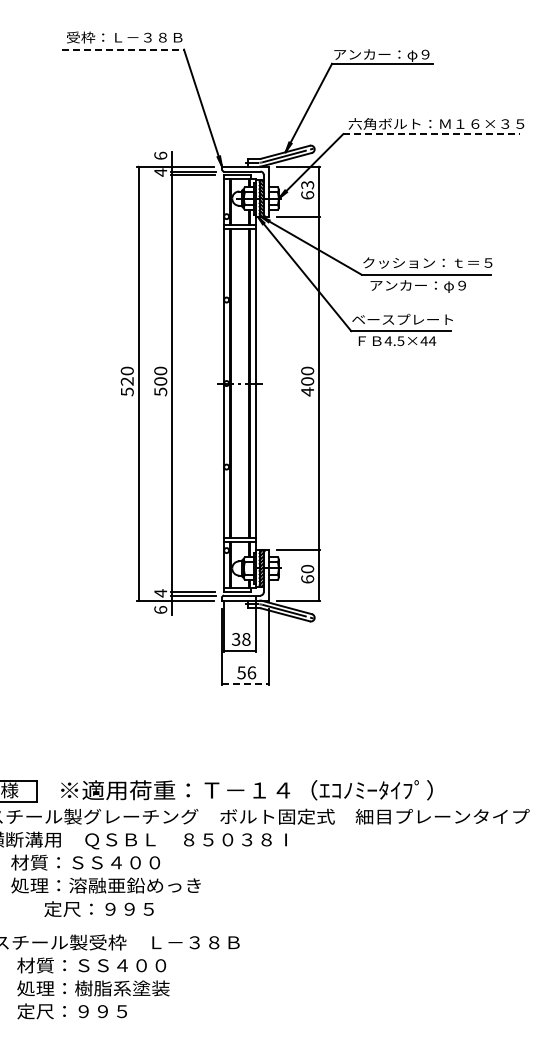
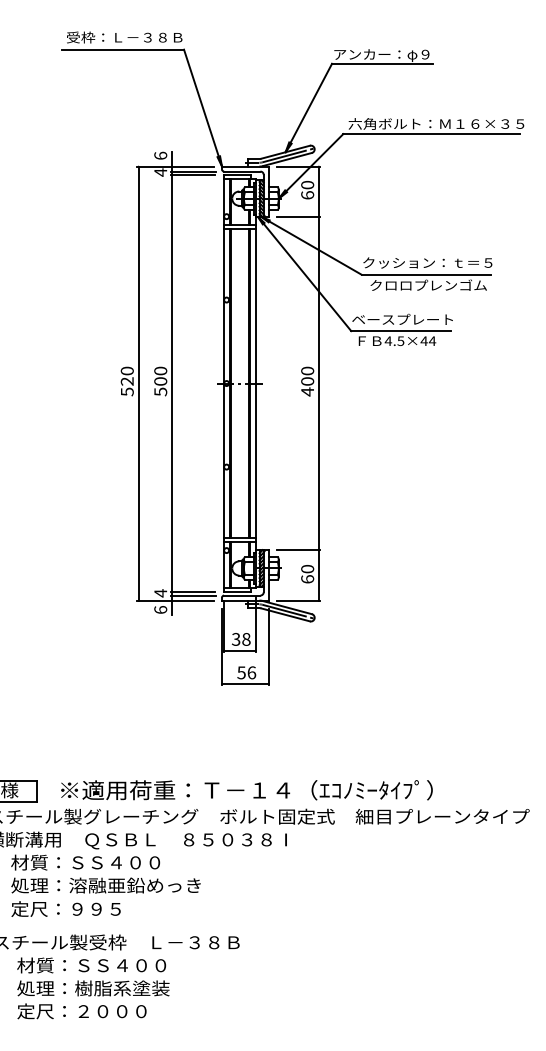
line: dashed -> solid (123, 49)
line: dashed -> solid (431, 134)
text: 63 -> 60 (307, 184)
text: アンカー：φ９ -> クロロプレンゴム (428, 285)
line: dashed -> solid (245, 684)
text position: (98, 908) -> (65, 908) (65, 908)
text: 定尺：９９５ -> 定尺：２０００ (112, 1011)
